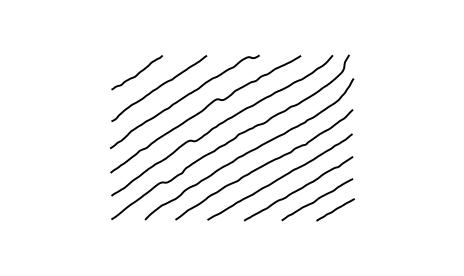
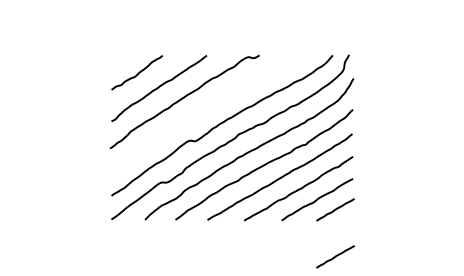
curve: present -> none (203, 111)
line: none -> present (335, 256)
